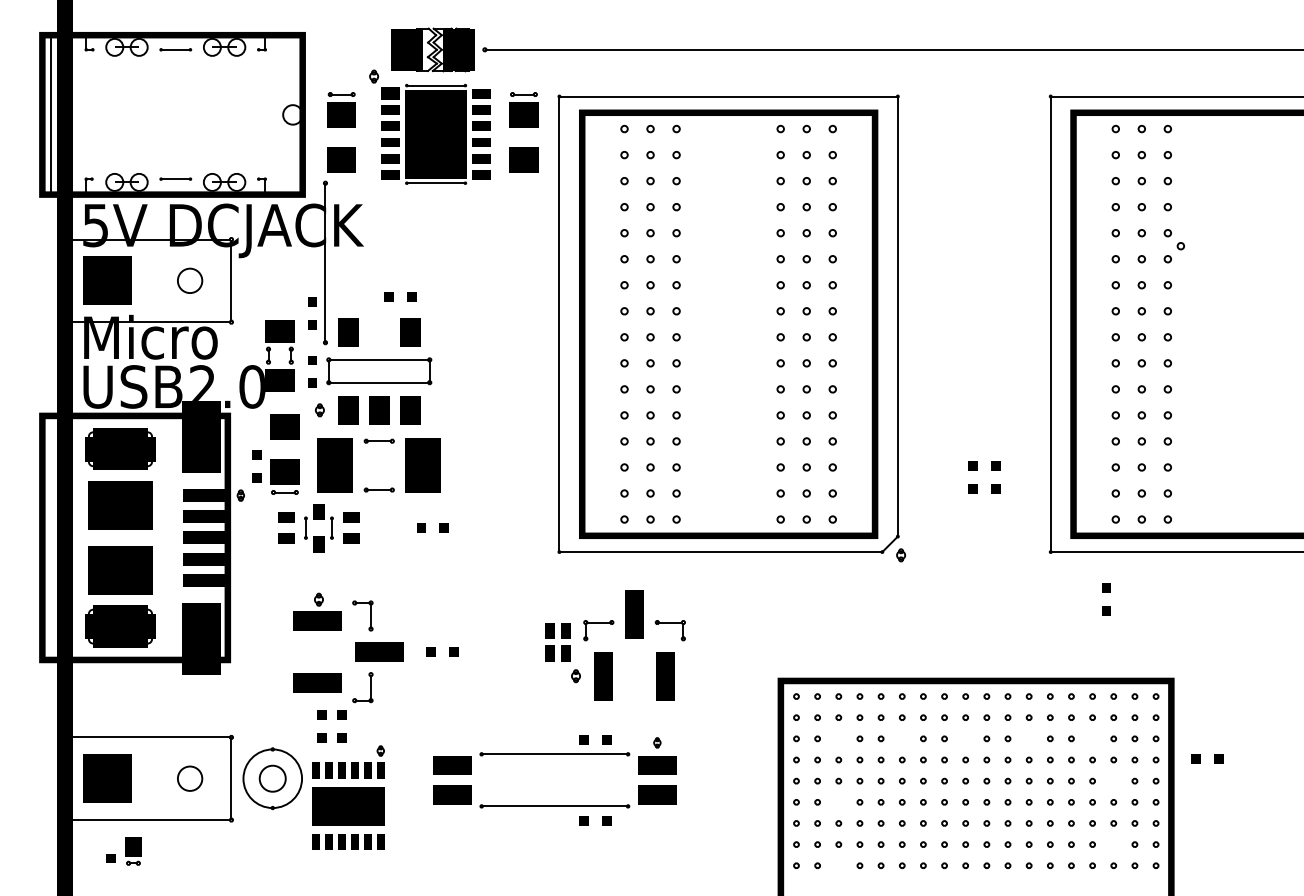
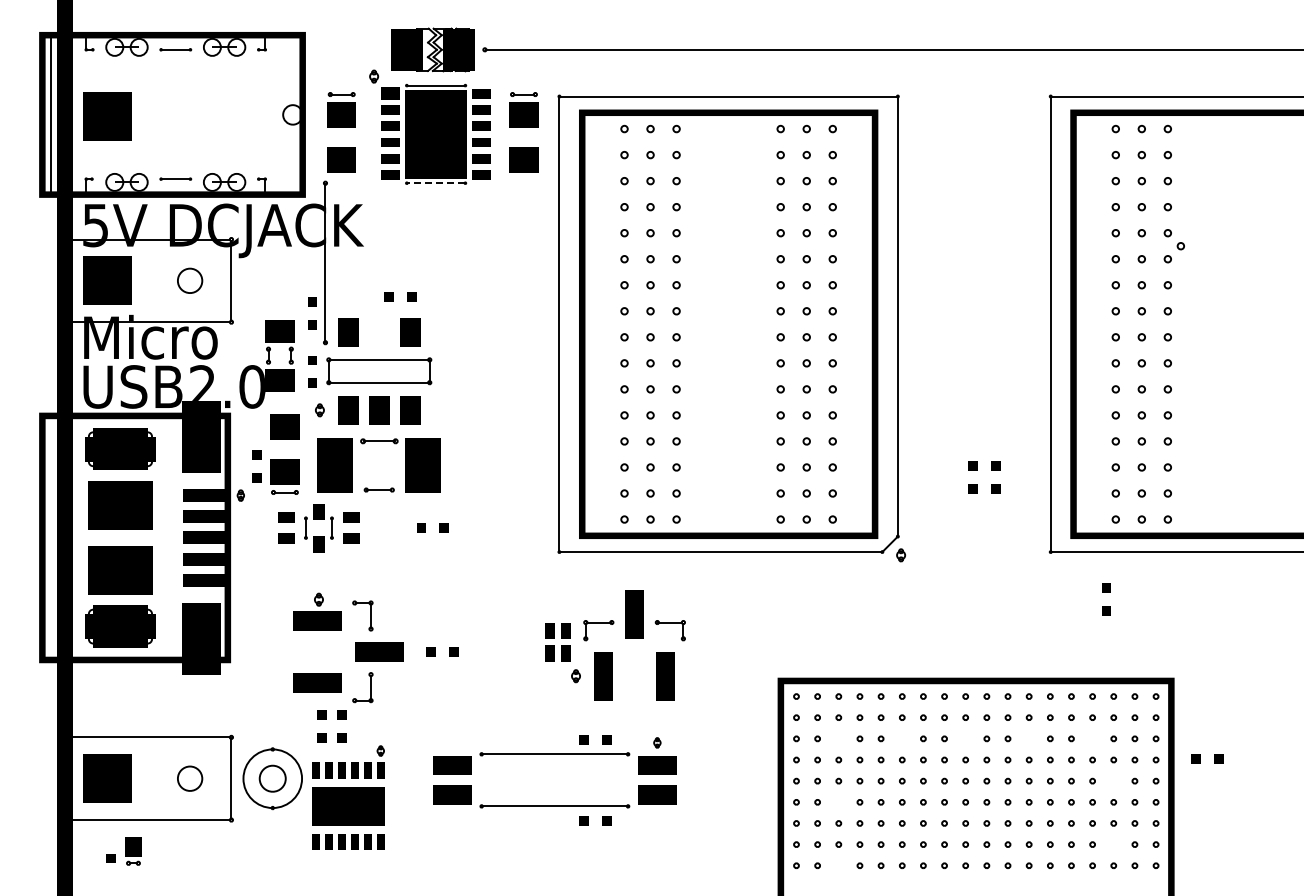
part: none -> present (107, 116)
line: solid -> dashed (435, 183)
part size: 32x6 px -> 39x7 px (379, 441)
